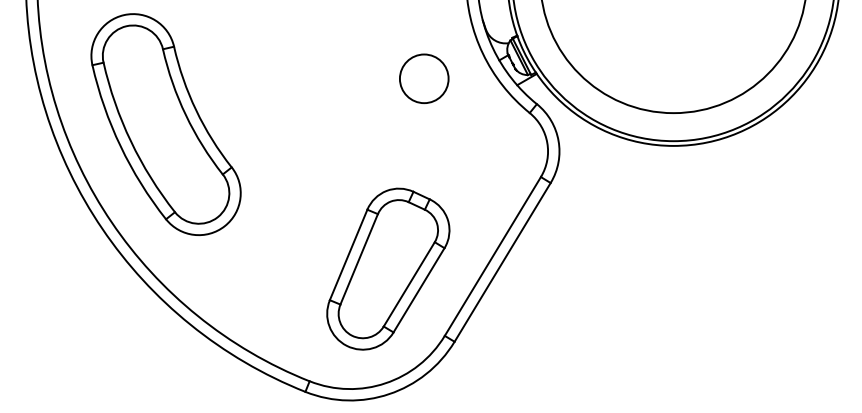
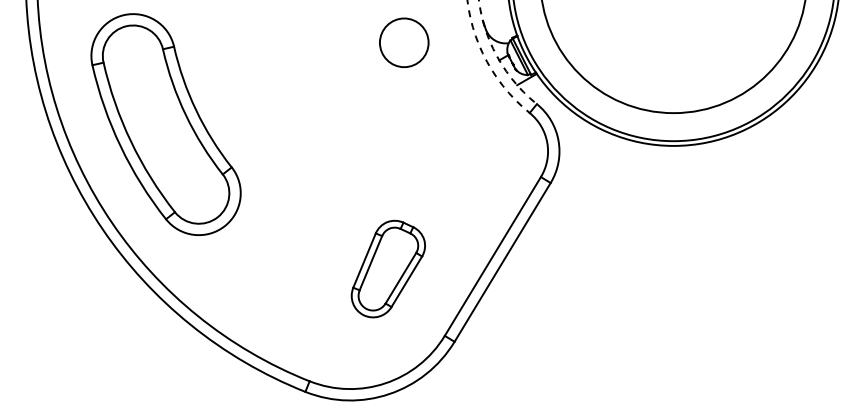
arc: solid -> dashed (498, 58)
arc: solid -> dashed (487, 62)
circle position: (424, 78) -> (404, 42) (404, 42)
part size: 125x164 px -> 76x100 px (387, 268)
